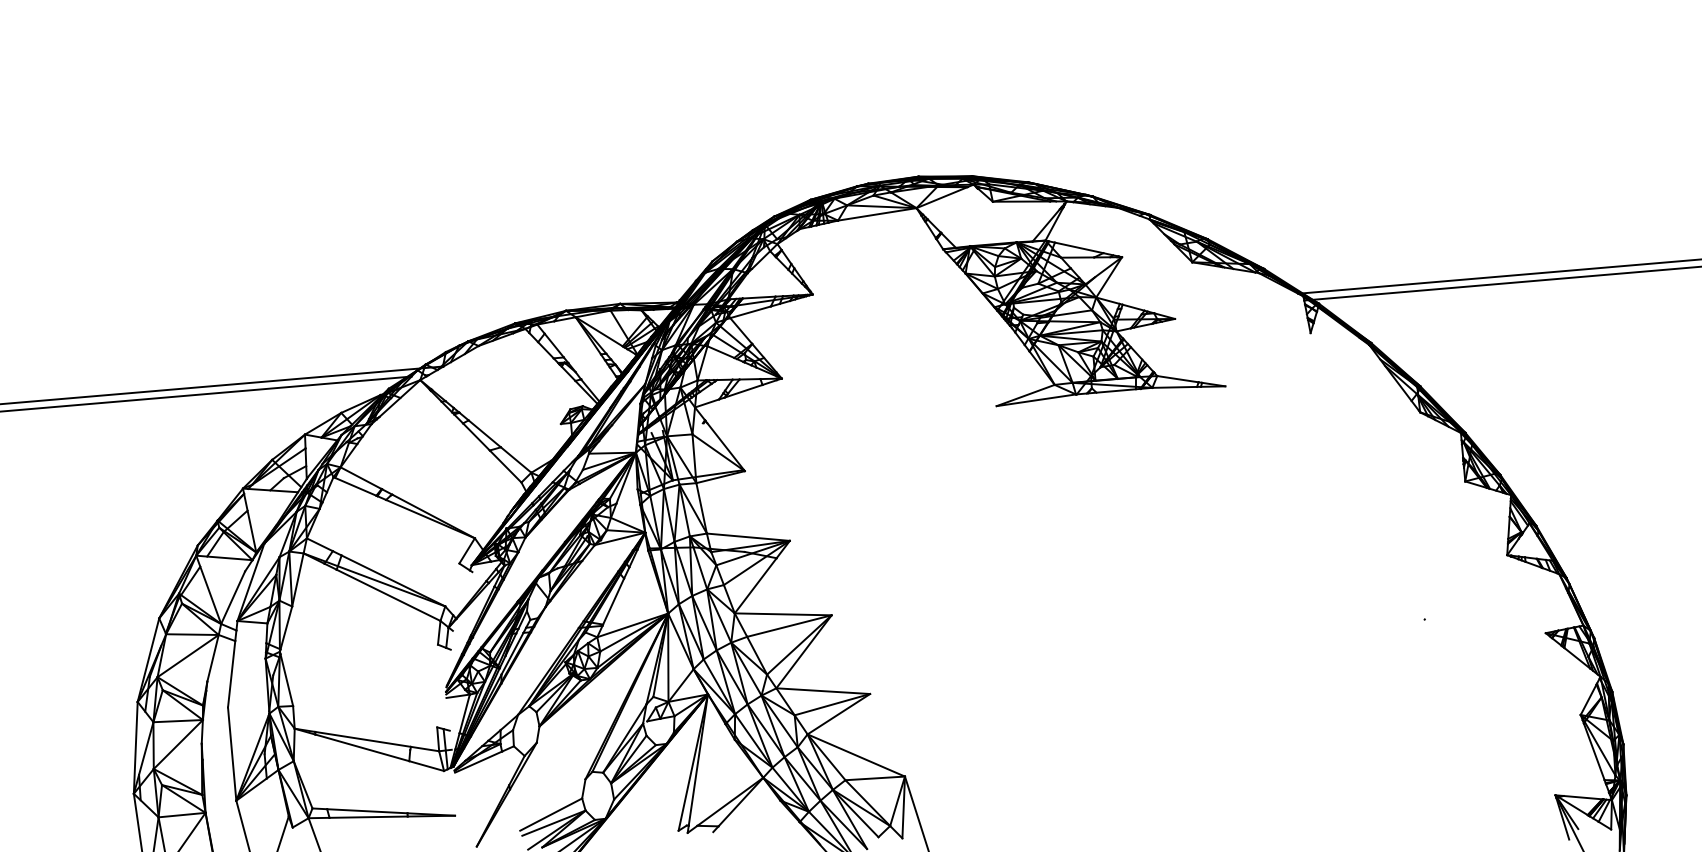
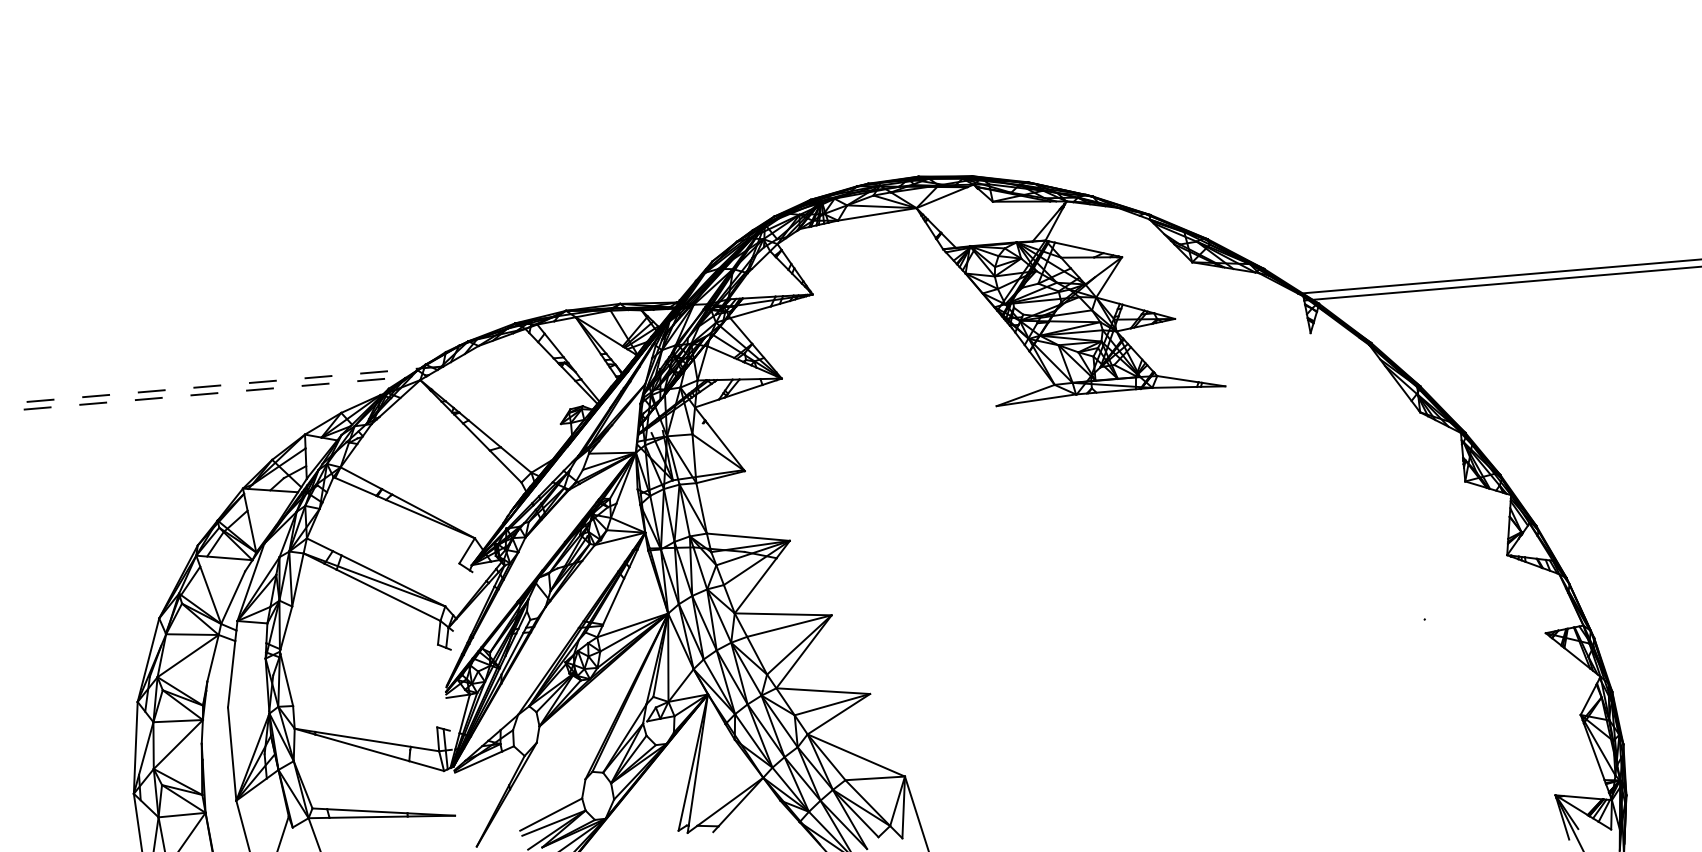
line: solid -> dashed (221, 385)
line: solid -> dashed (206, 394)
